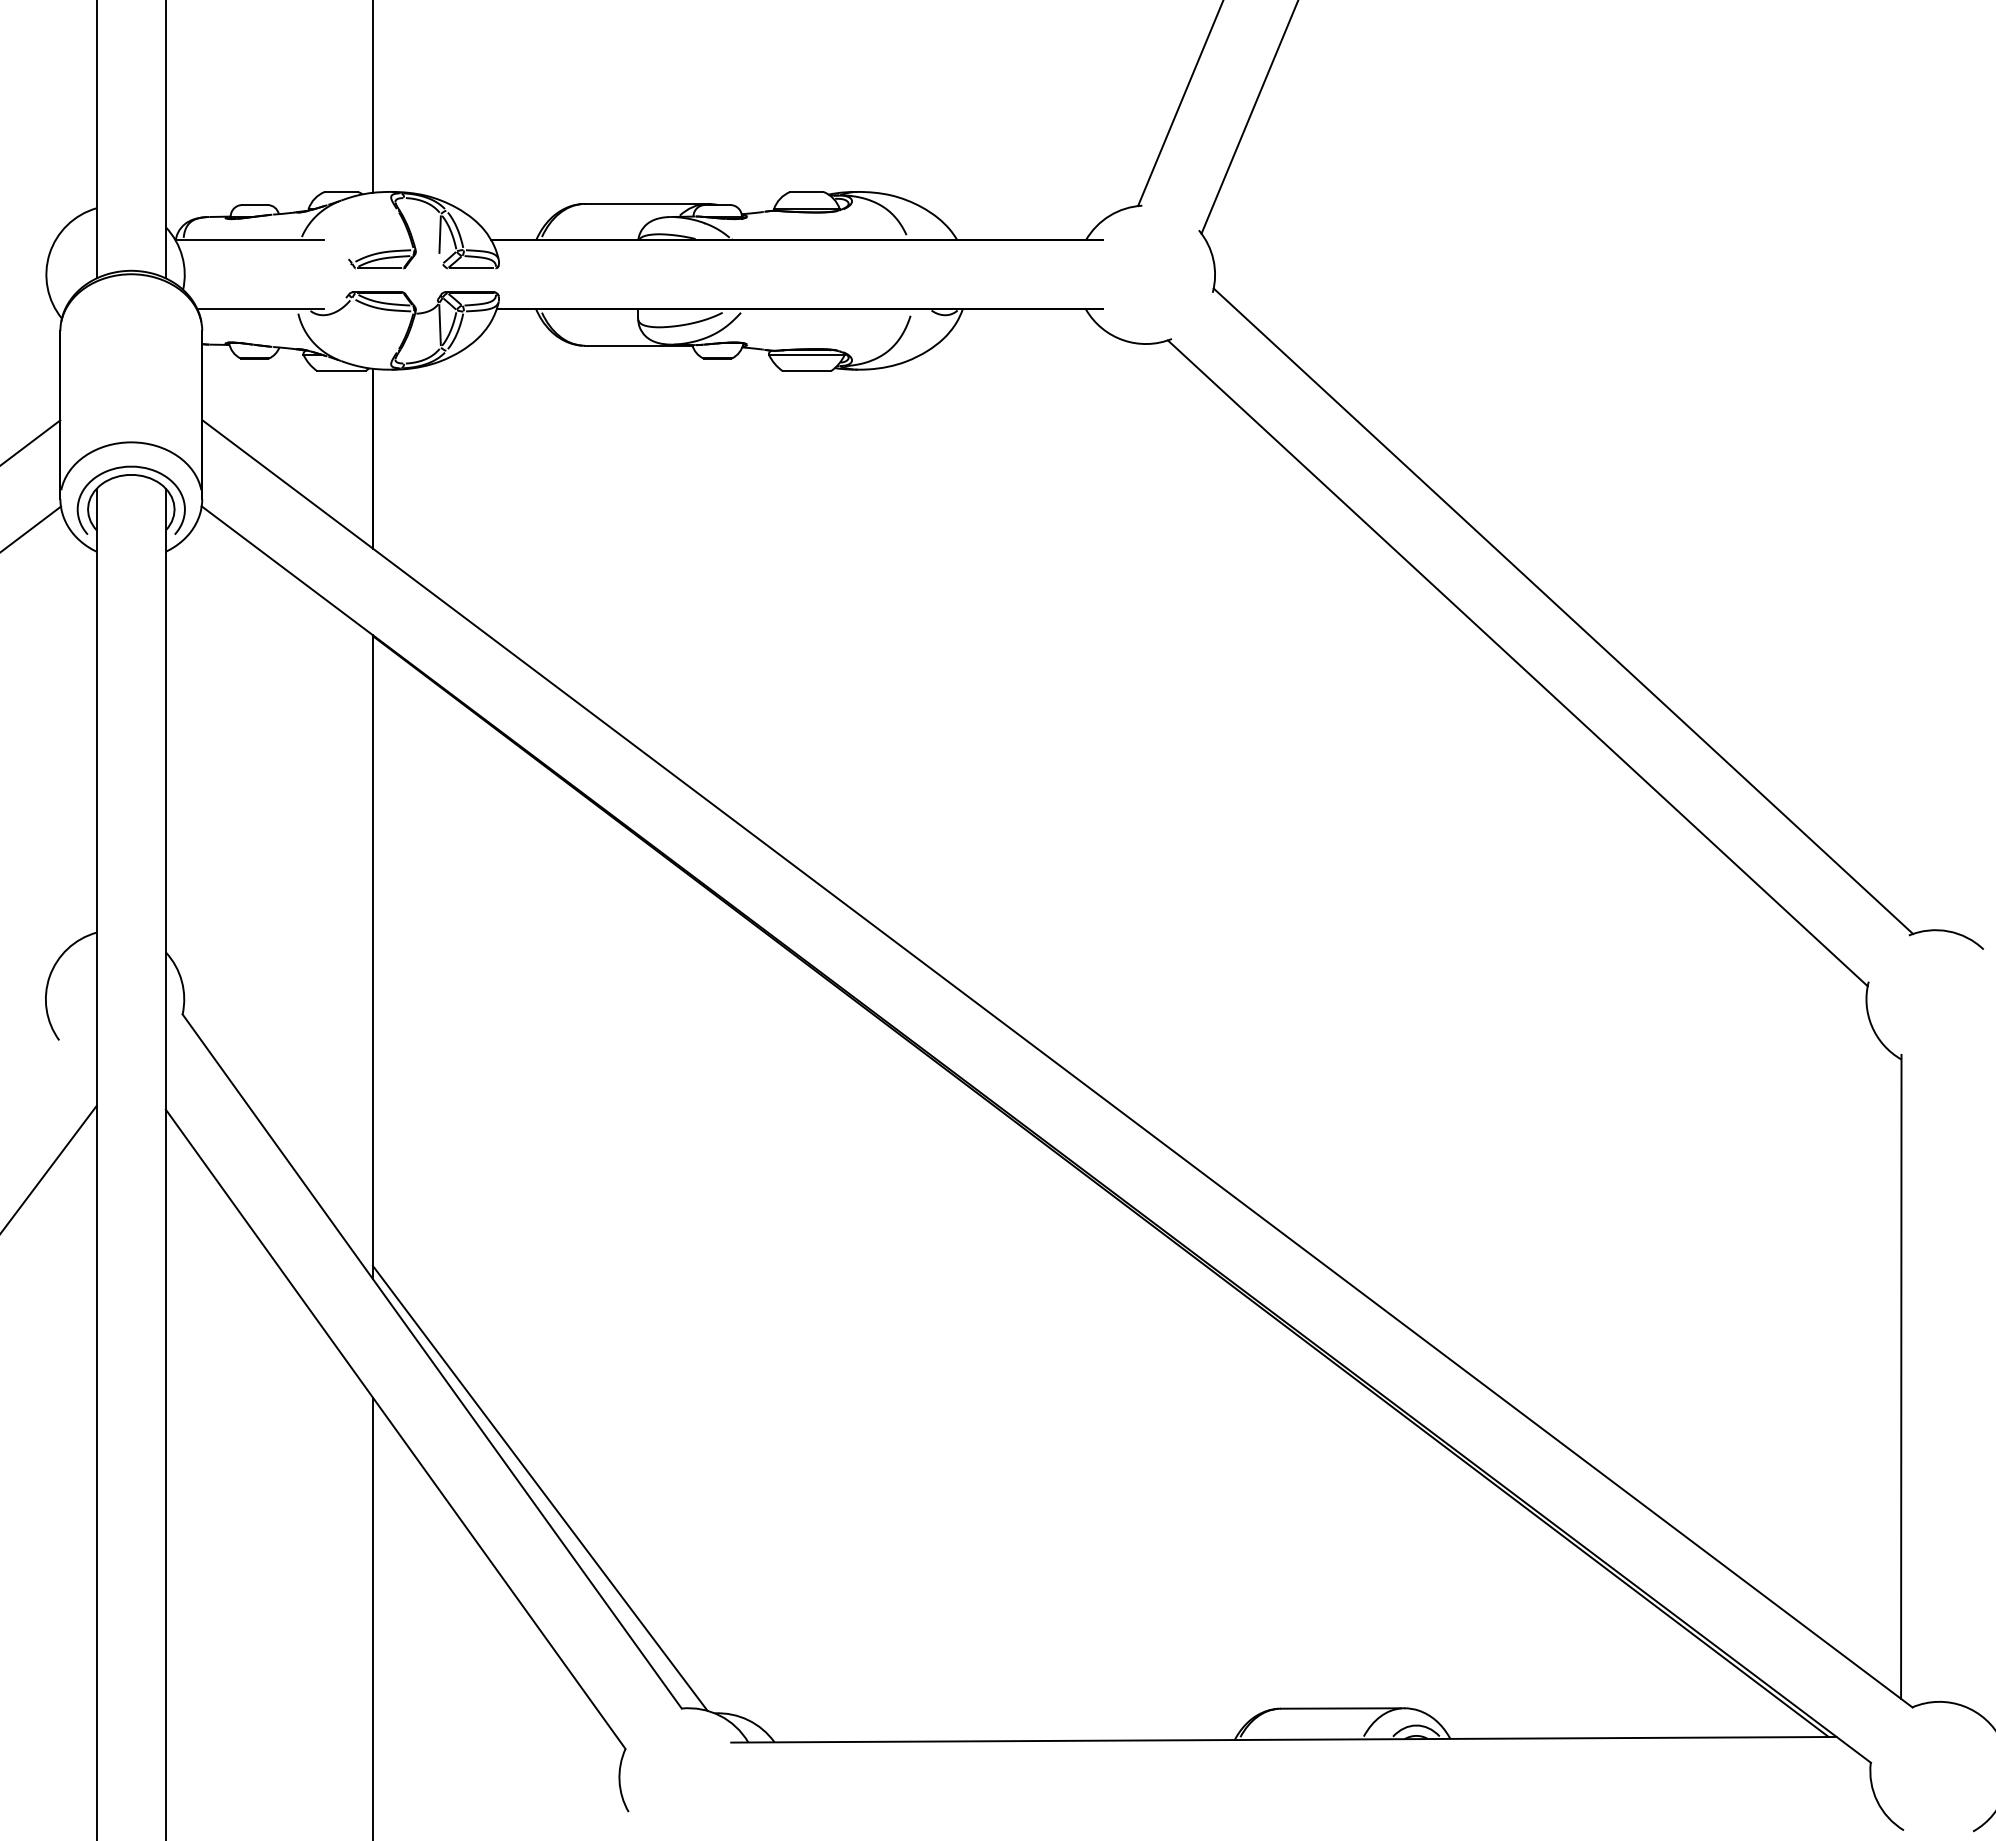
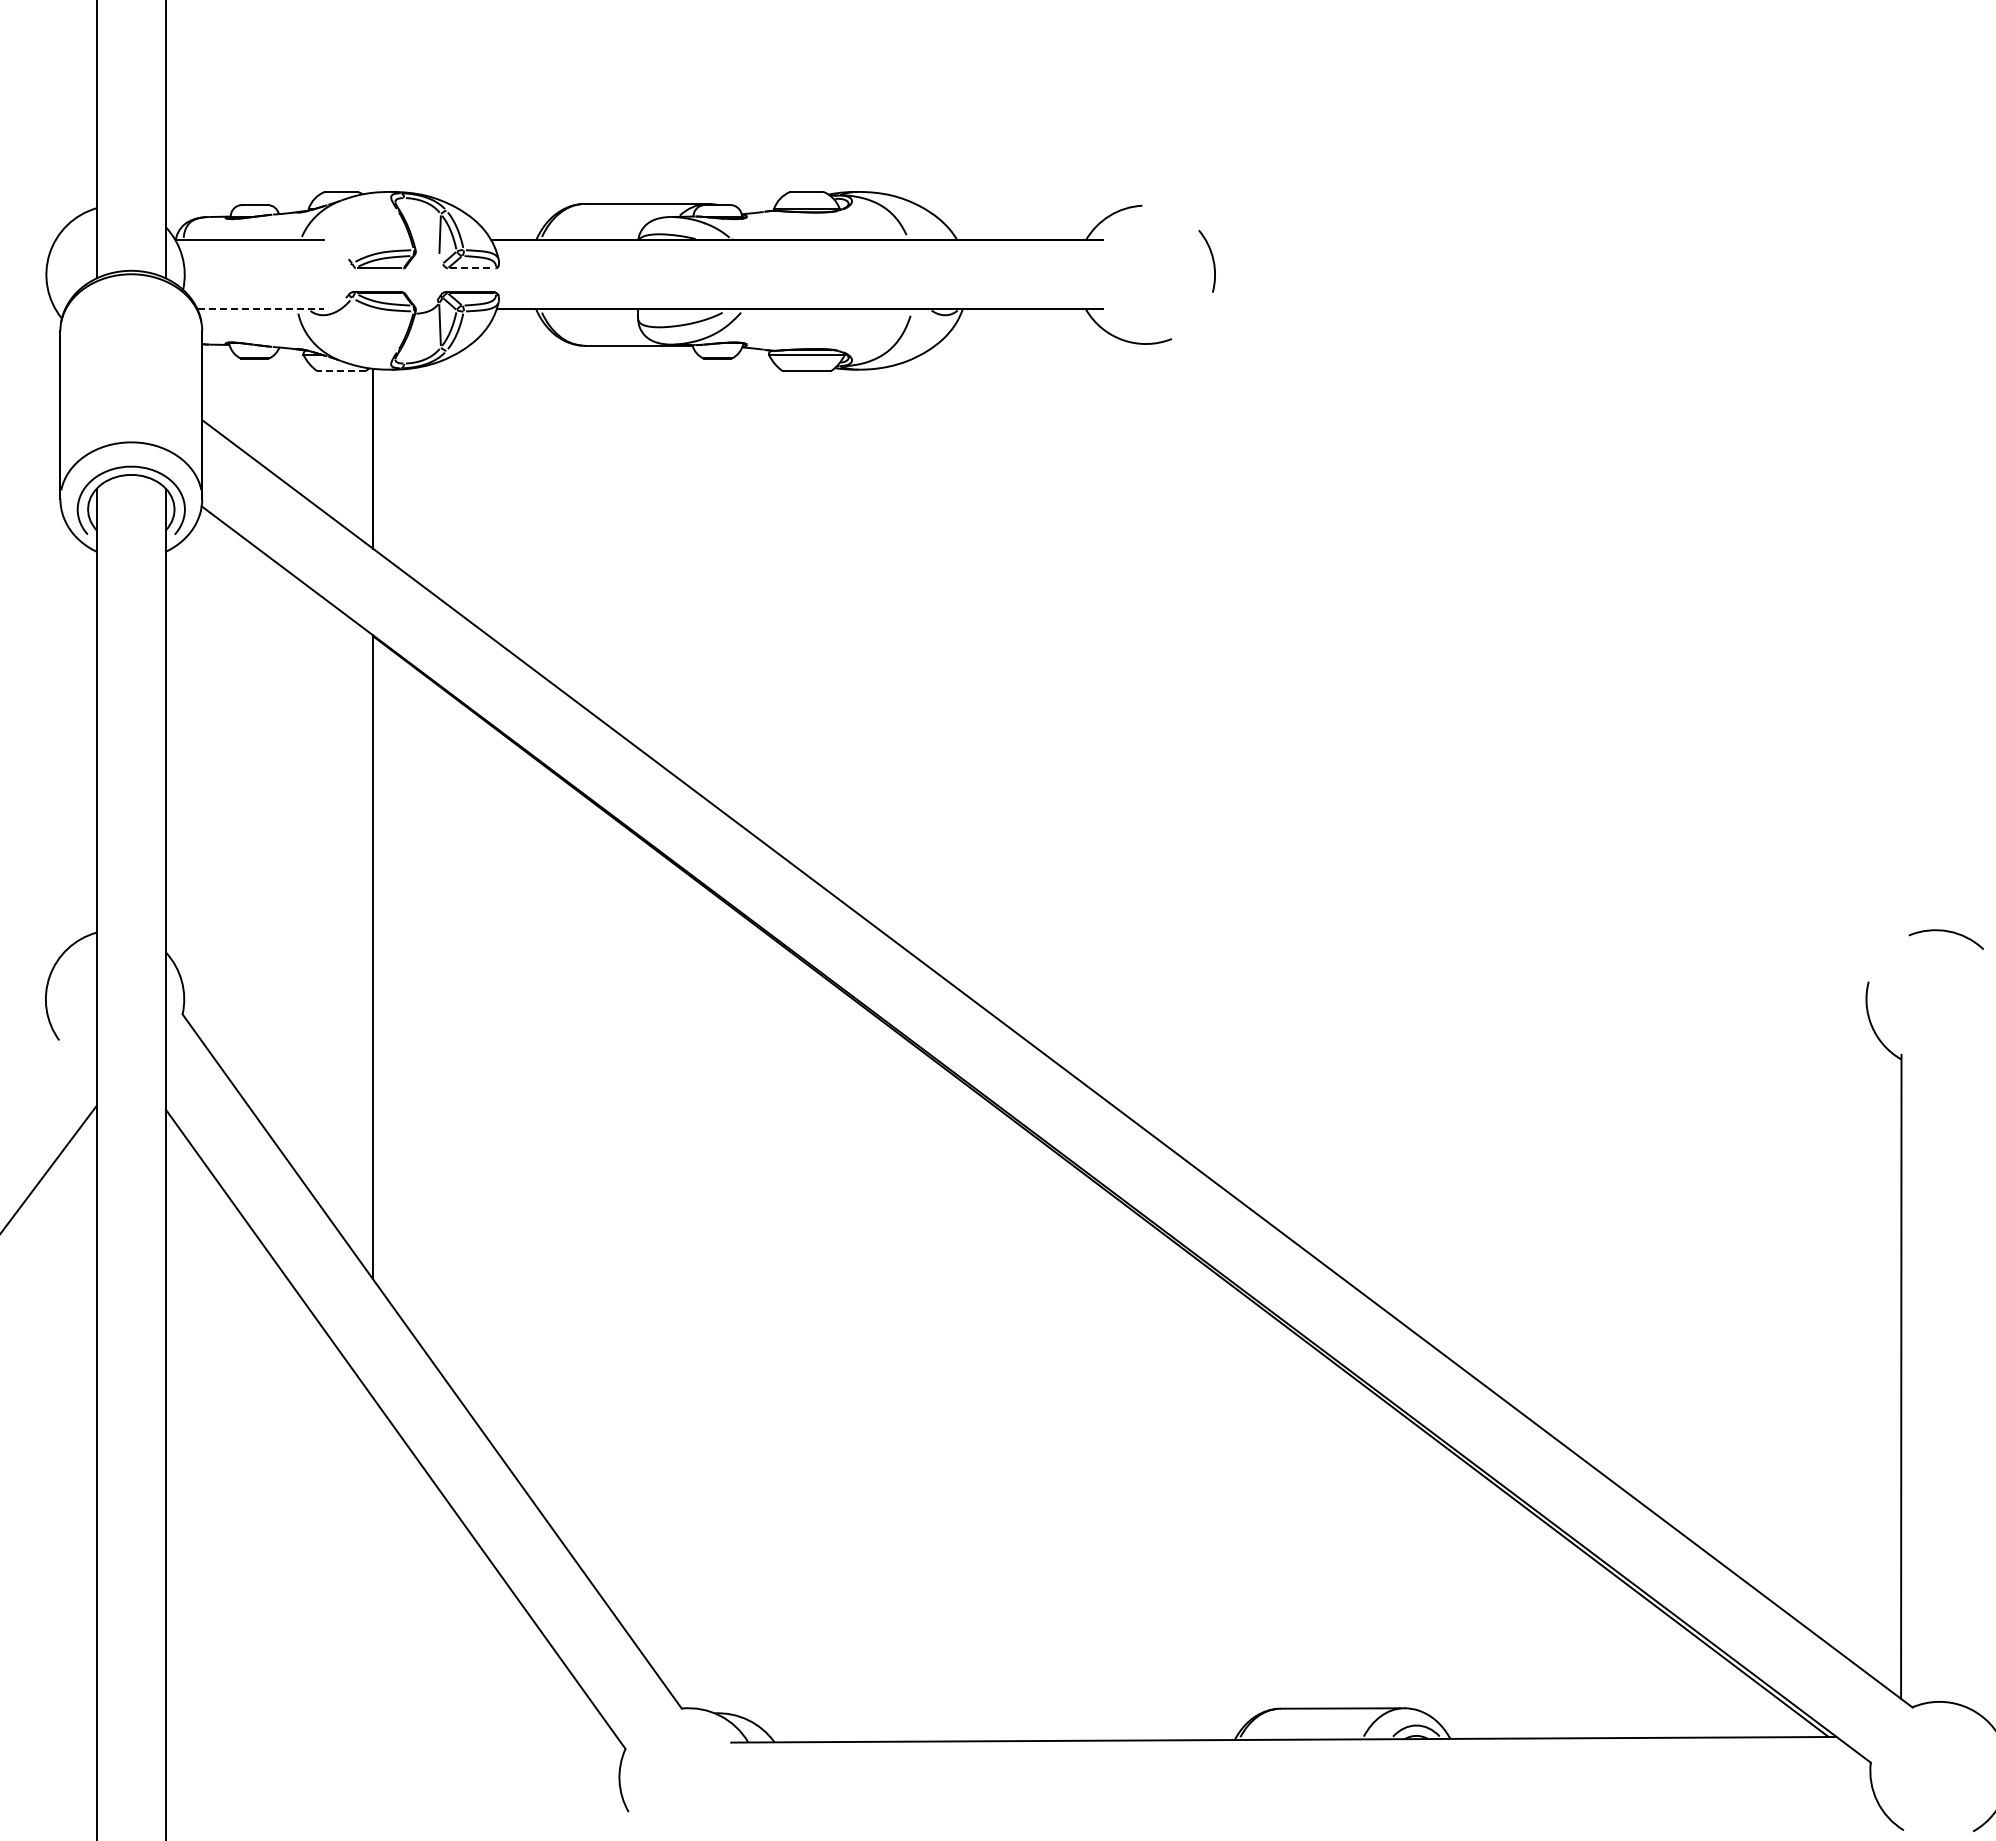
line: present -> none (372, 97)
line: present -> none (1180, 104)
line: present -> none (1249, 117)
line: solid -> dashed (471, 268)
line: solid -> dashed (261, 309)
line: solid -> dashed (340, 371)
line: present -> none (31, 442)
line: present -> none (31, 528)
line: present -> none (1563, 610)
line: present -> none (1517, 663)
line: present -> none (539, 1488)
line: present -> none (372, 1617)
